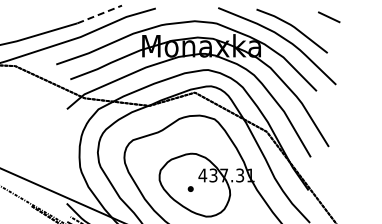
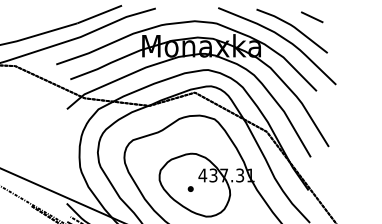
line: dashed -> solid (100, 14)
line position: (329, 17) -> (312, 17) (312, 17)
